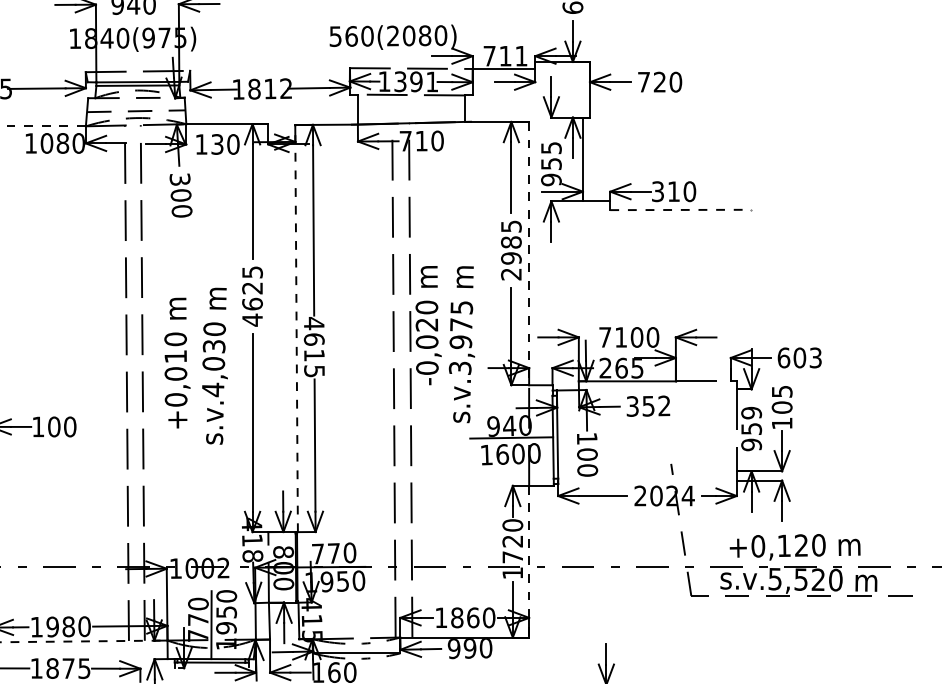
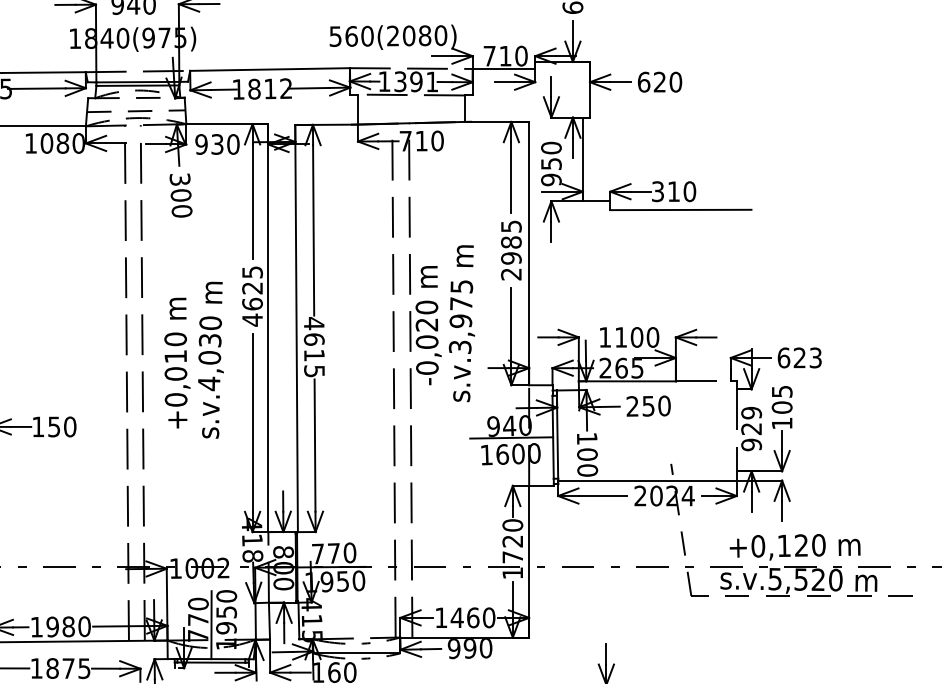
text: 711 -> 710 (521, 55)
line: none -> present (269, 69)
line: none -> present (43, 72)
text: 720 -> 620 (643, 81)
line: dashed -> solid (43, 126)
text: 130 -> 930 (201, 144)
text: 955 -> 950 (551, 147)
line: dashed -> solid (680, 209)
line: dashed -> solid (529, 253)
line: none -> present (268, 328)
line: dashed -> solid (296, 328)
text: 7100 -> 1100 (604, 337)
text position: (461, 344) -> (461, 323) (461, 323)
text: 603 -> 623 (799, 357)
text position: (214, 365) -> (210, 359) (210, 359)
text: 352 -> 250 (648, 405)
text: 100 -> 150 (54, 426)
text: 959 -> 929 (751, 429)
line: none -> present (647, 480)
line: dashed -> solid (529, 561)
text: 1860 -> 1460 (456, 617)
line: dashed -> solid (84, 641)
